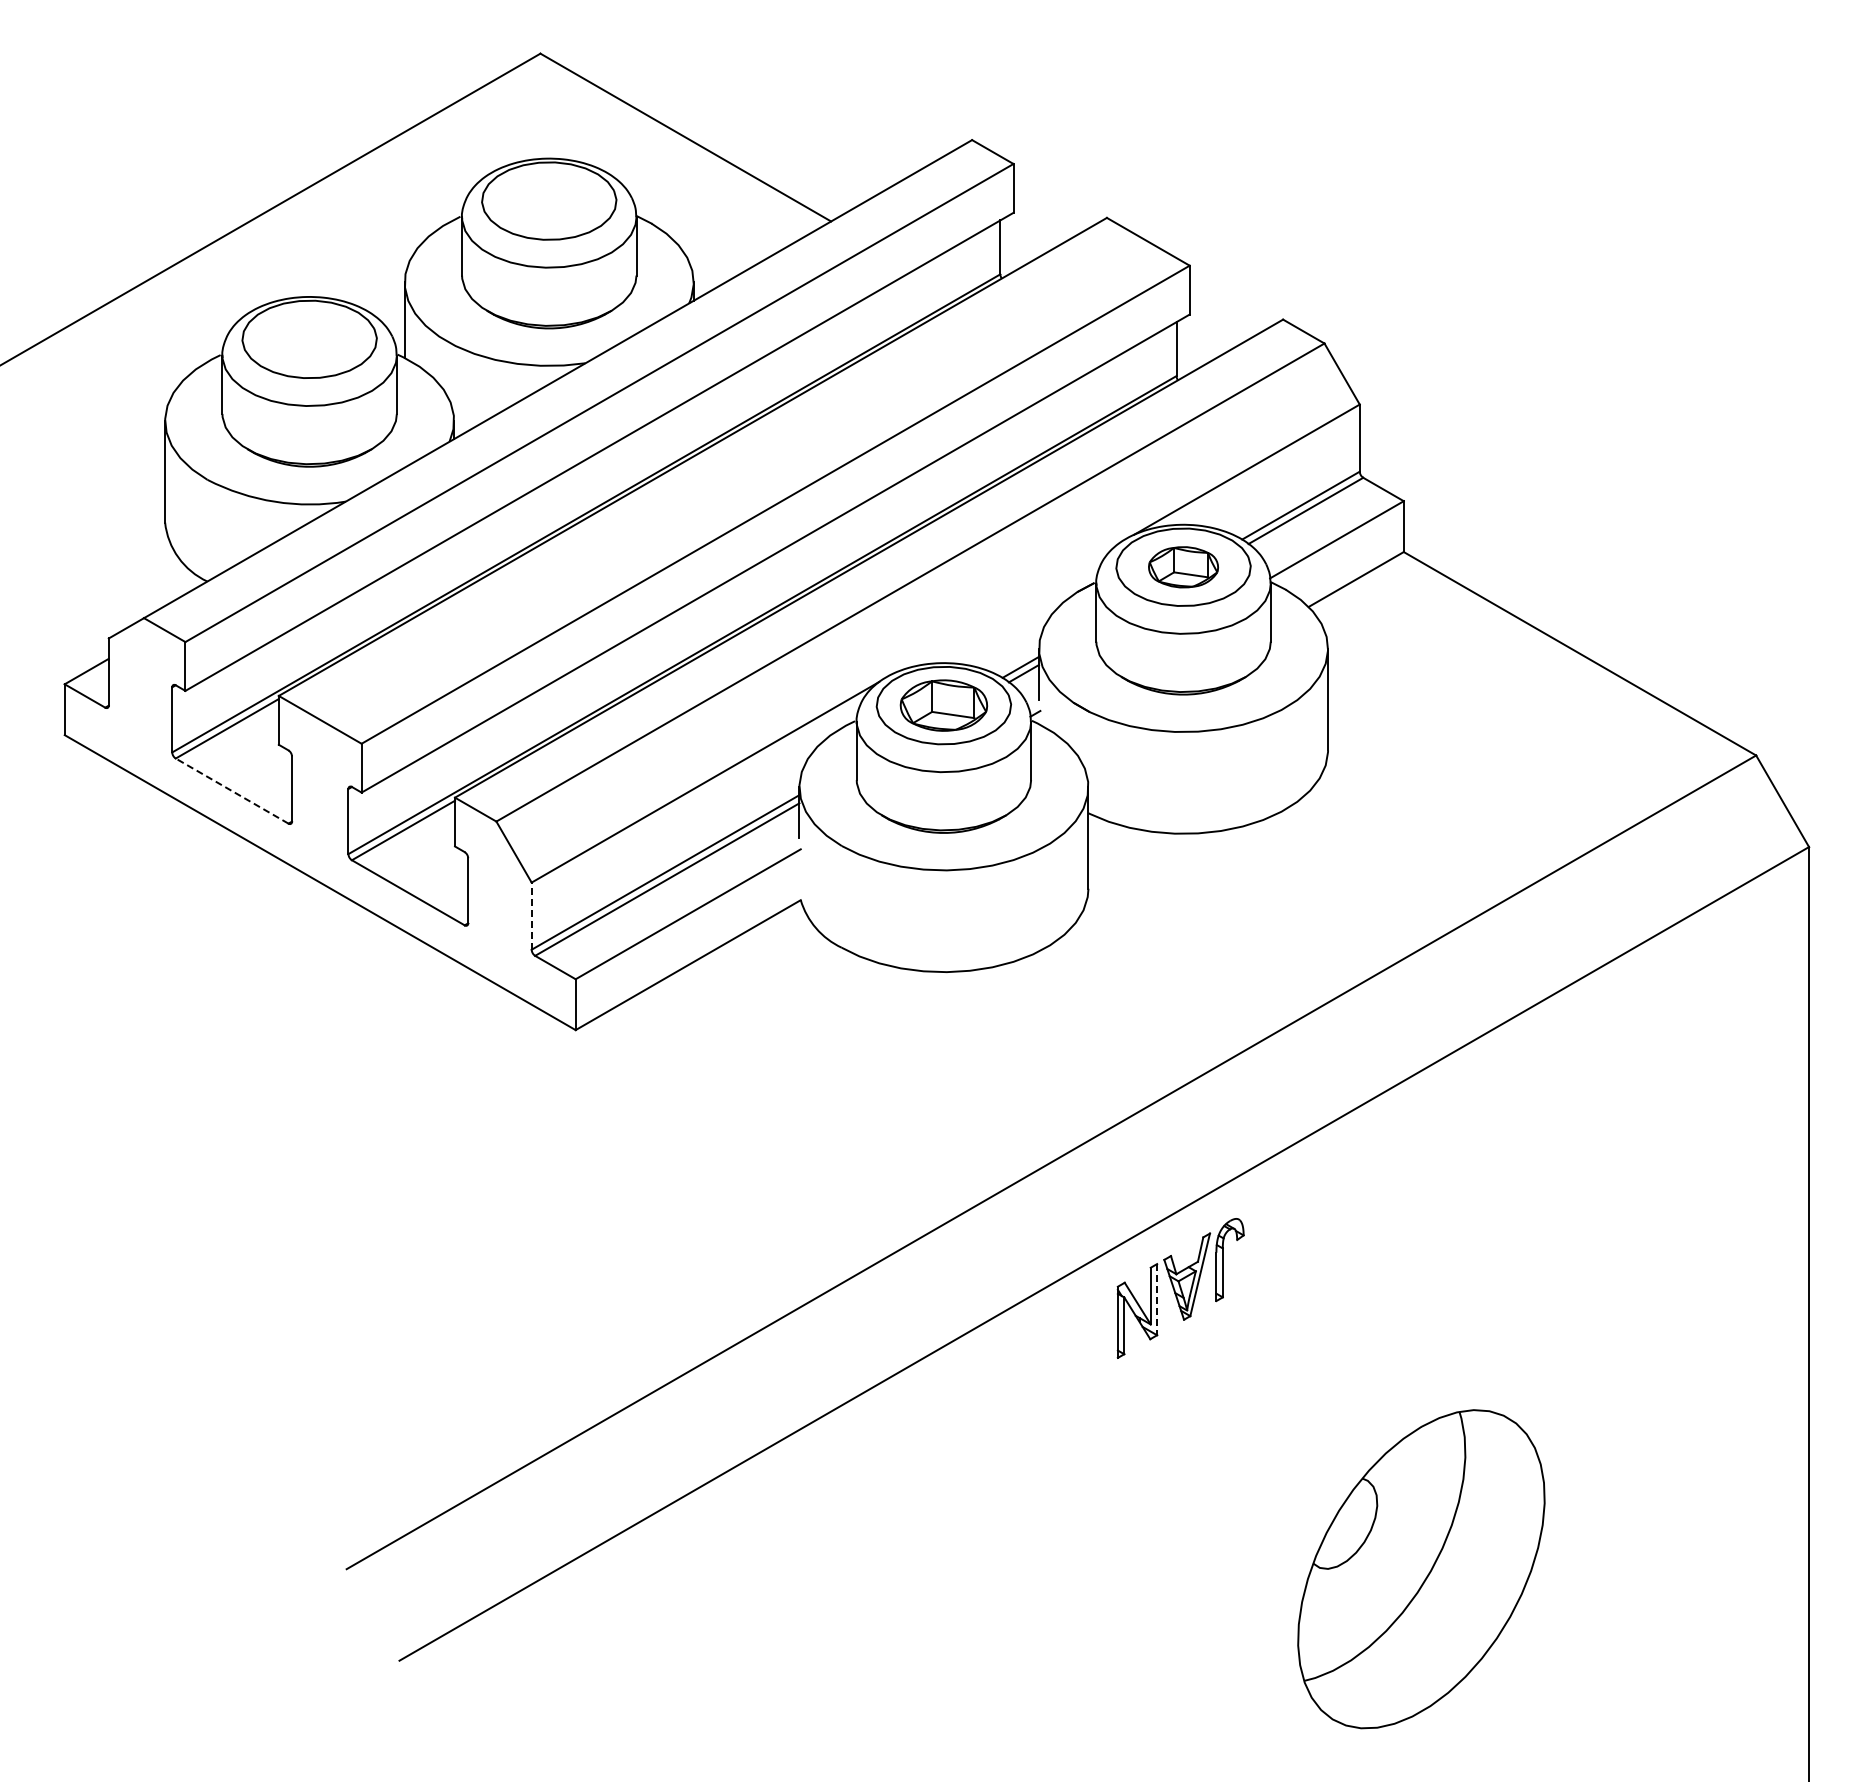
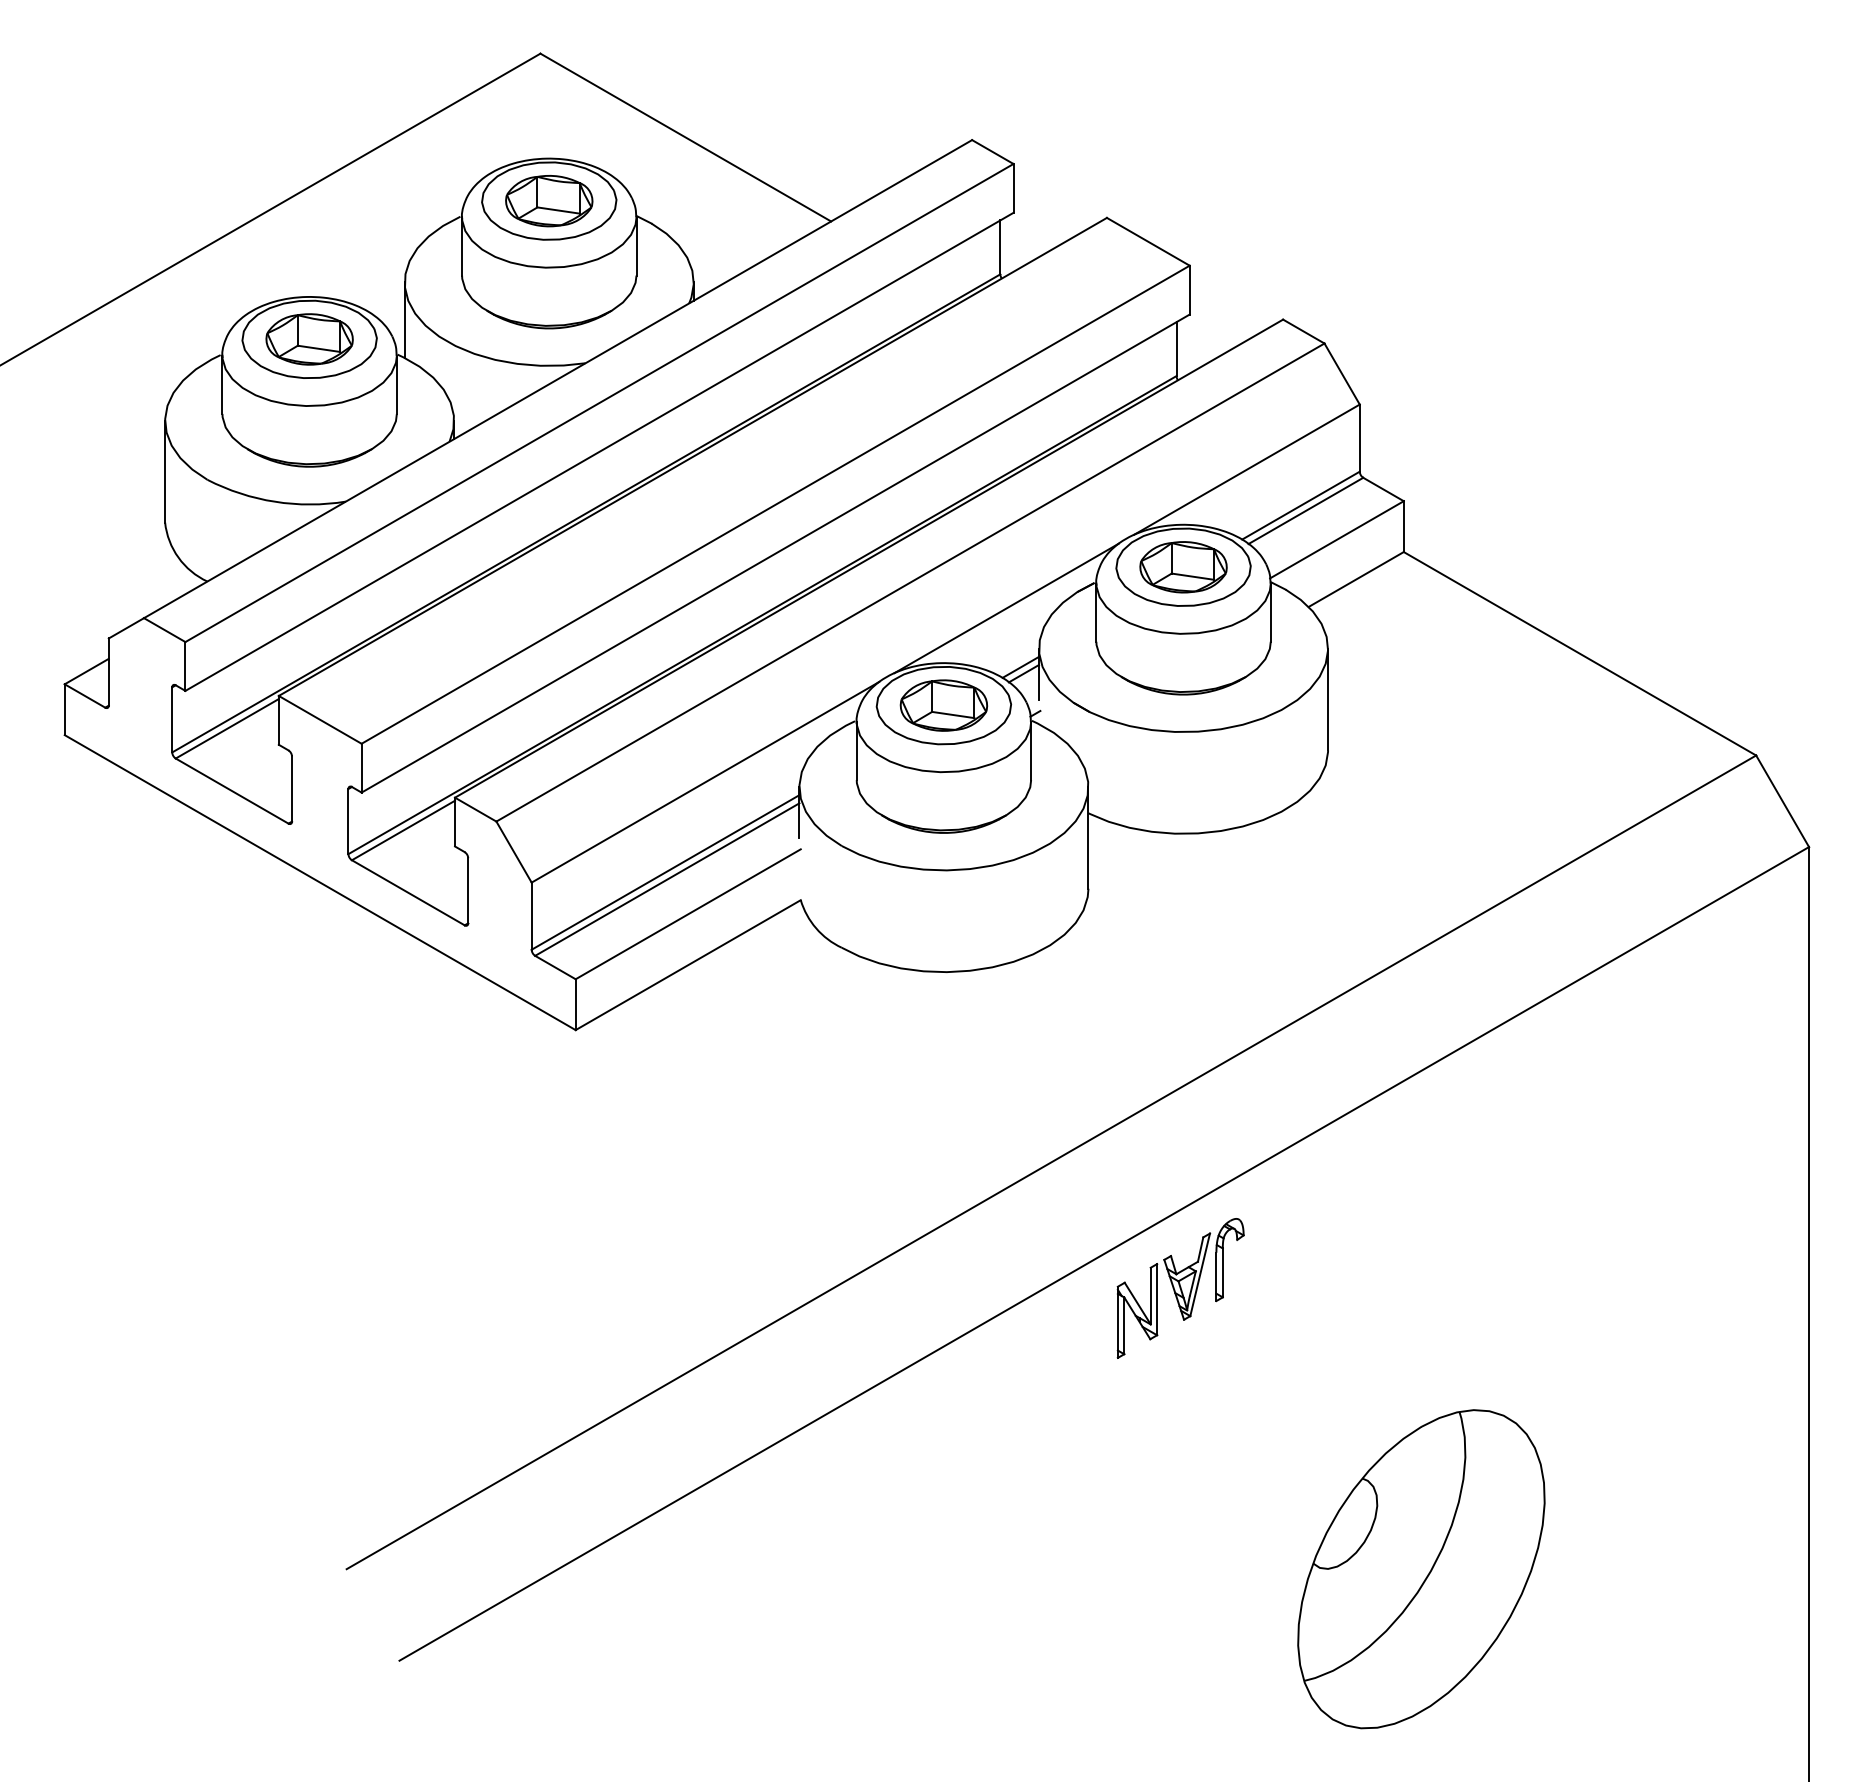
part: none -> present (549, 201)
part: none -> present (309, 339)
part size: 71x43 px -> 89x53 px (1183, 567)
line: none -> present (1006, 608)
line: dashed -> solid (231, 790)
line: dashed -> solid (531, 916)
line: dashed -> solid (1157, 1299)
